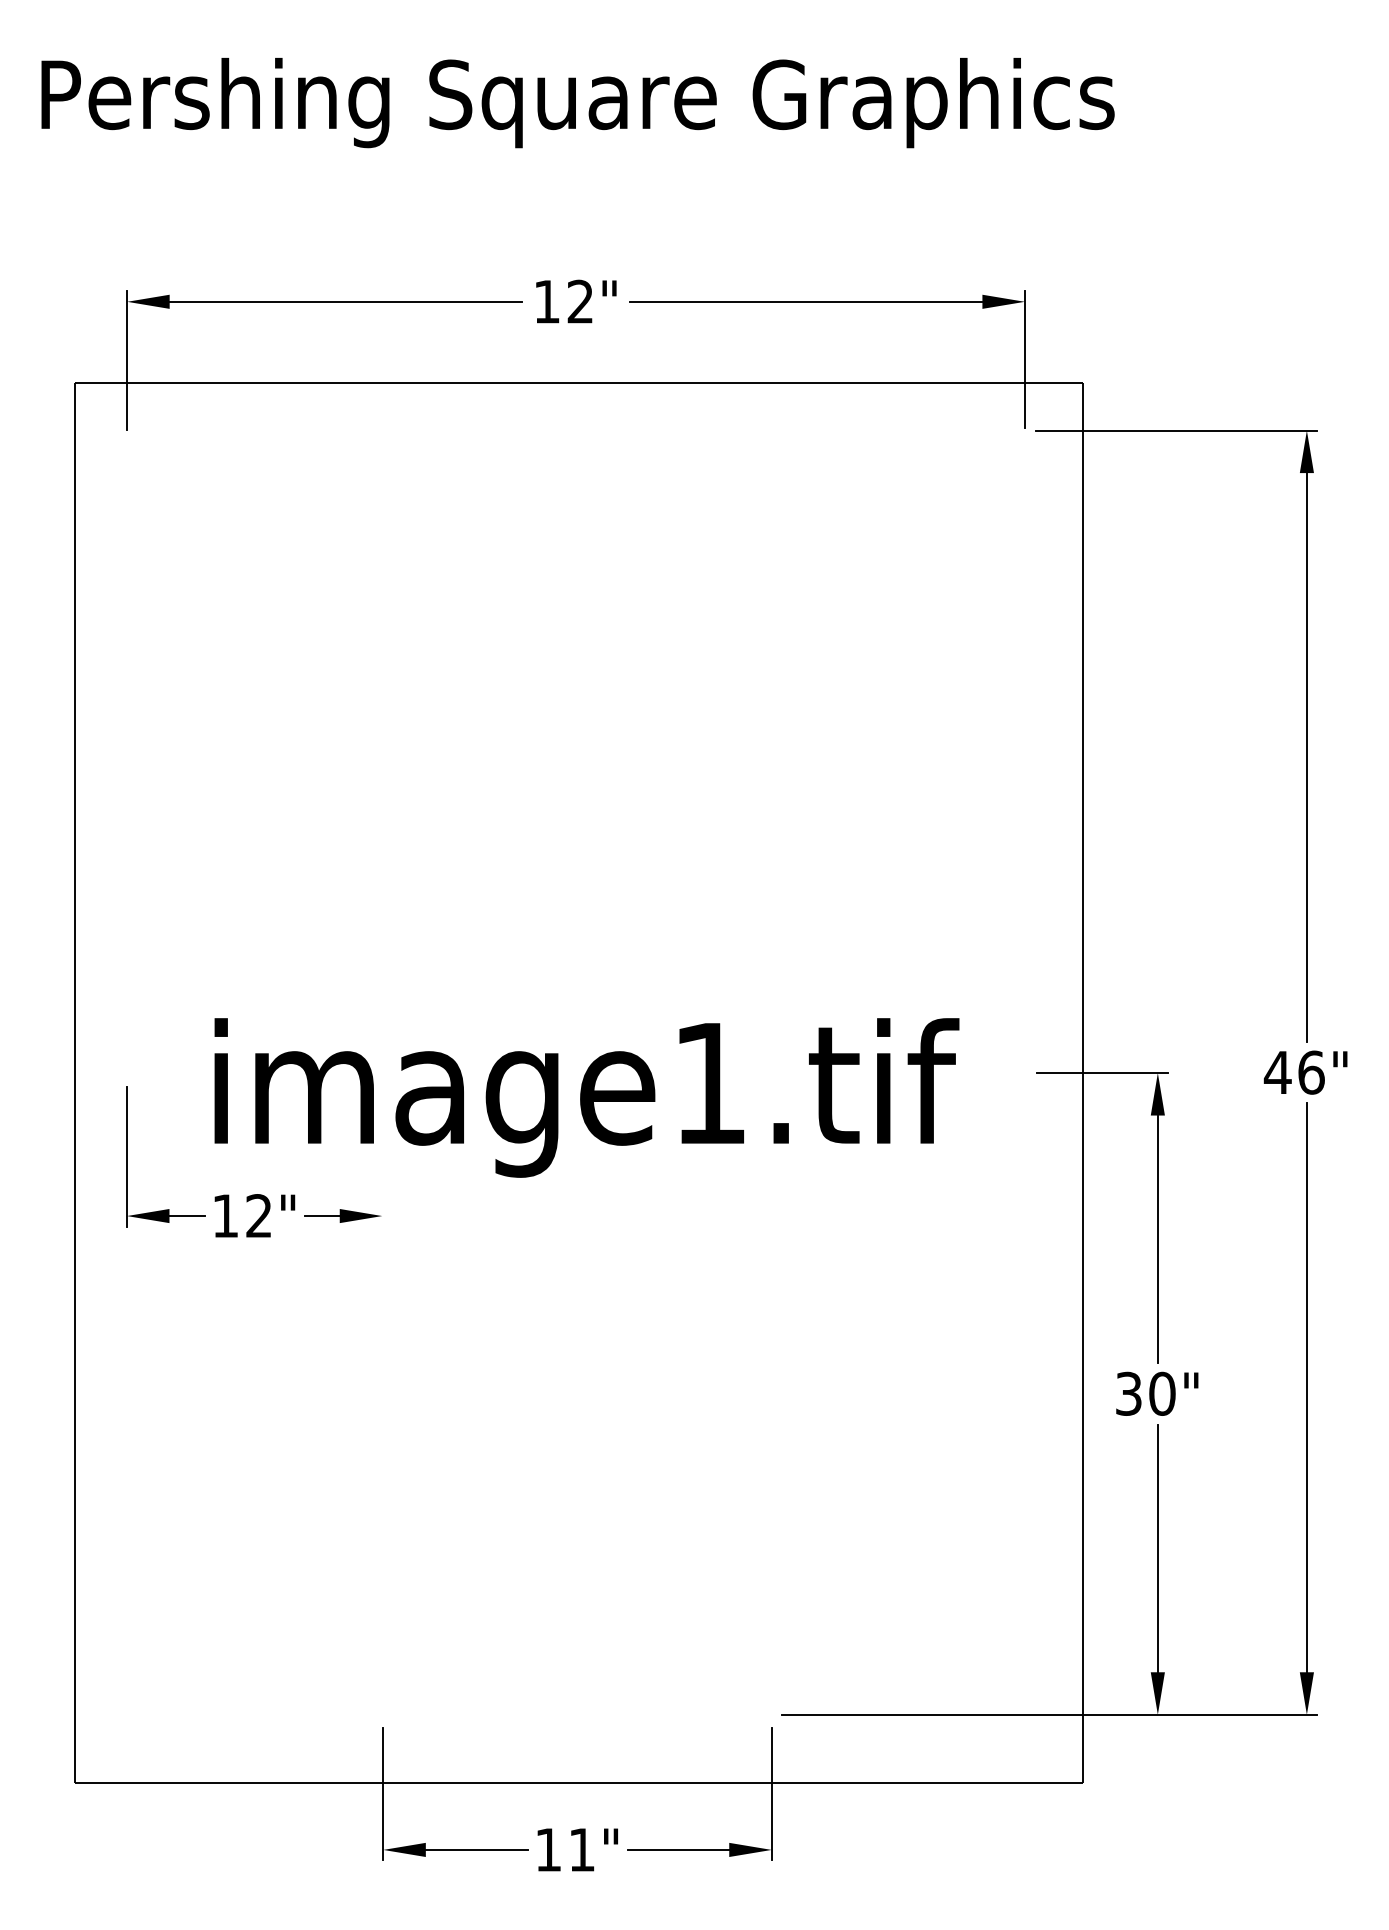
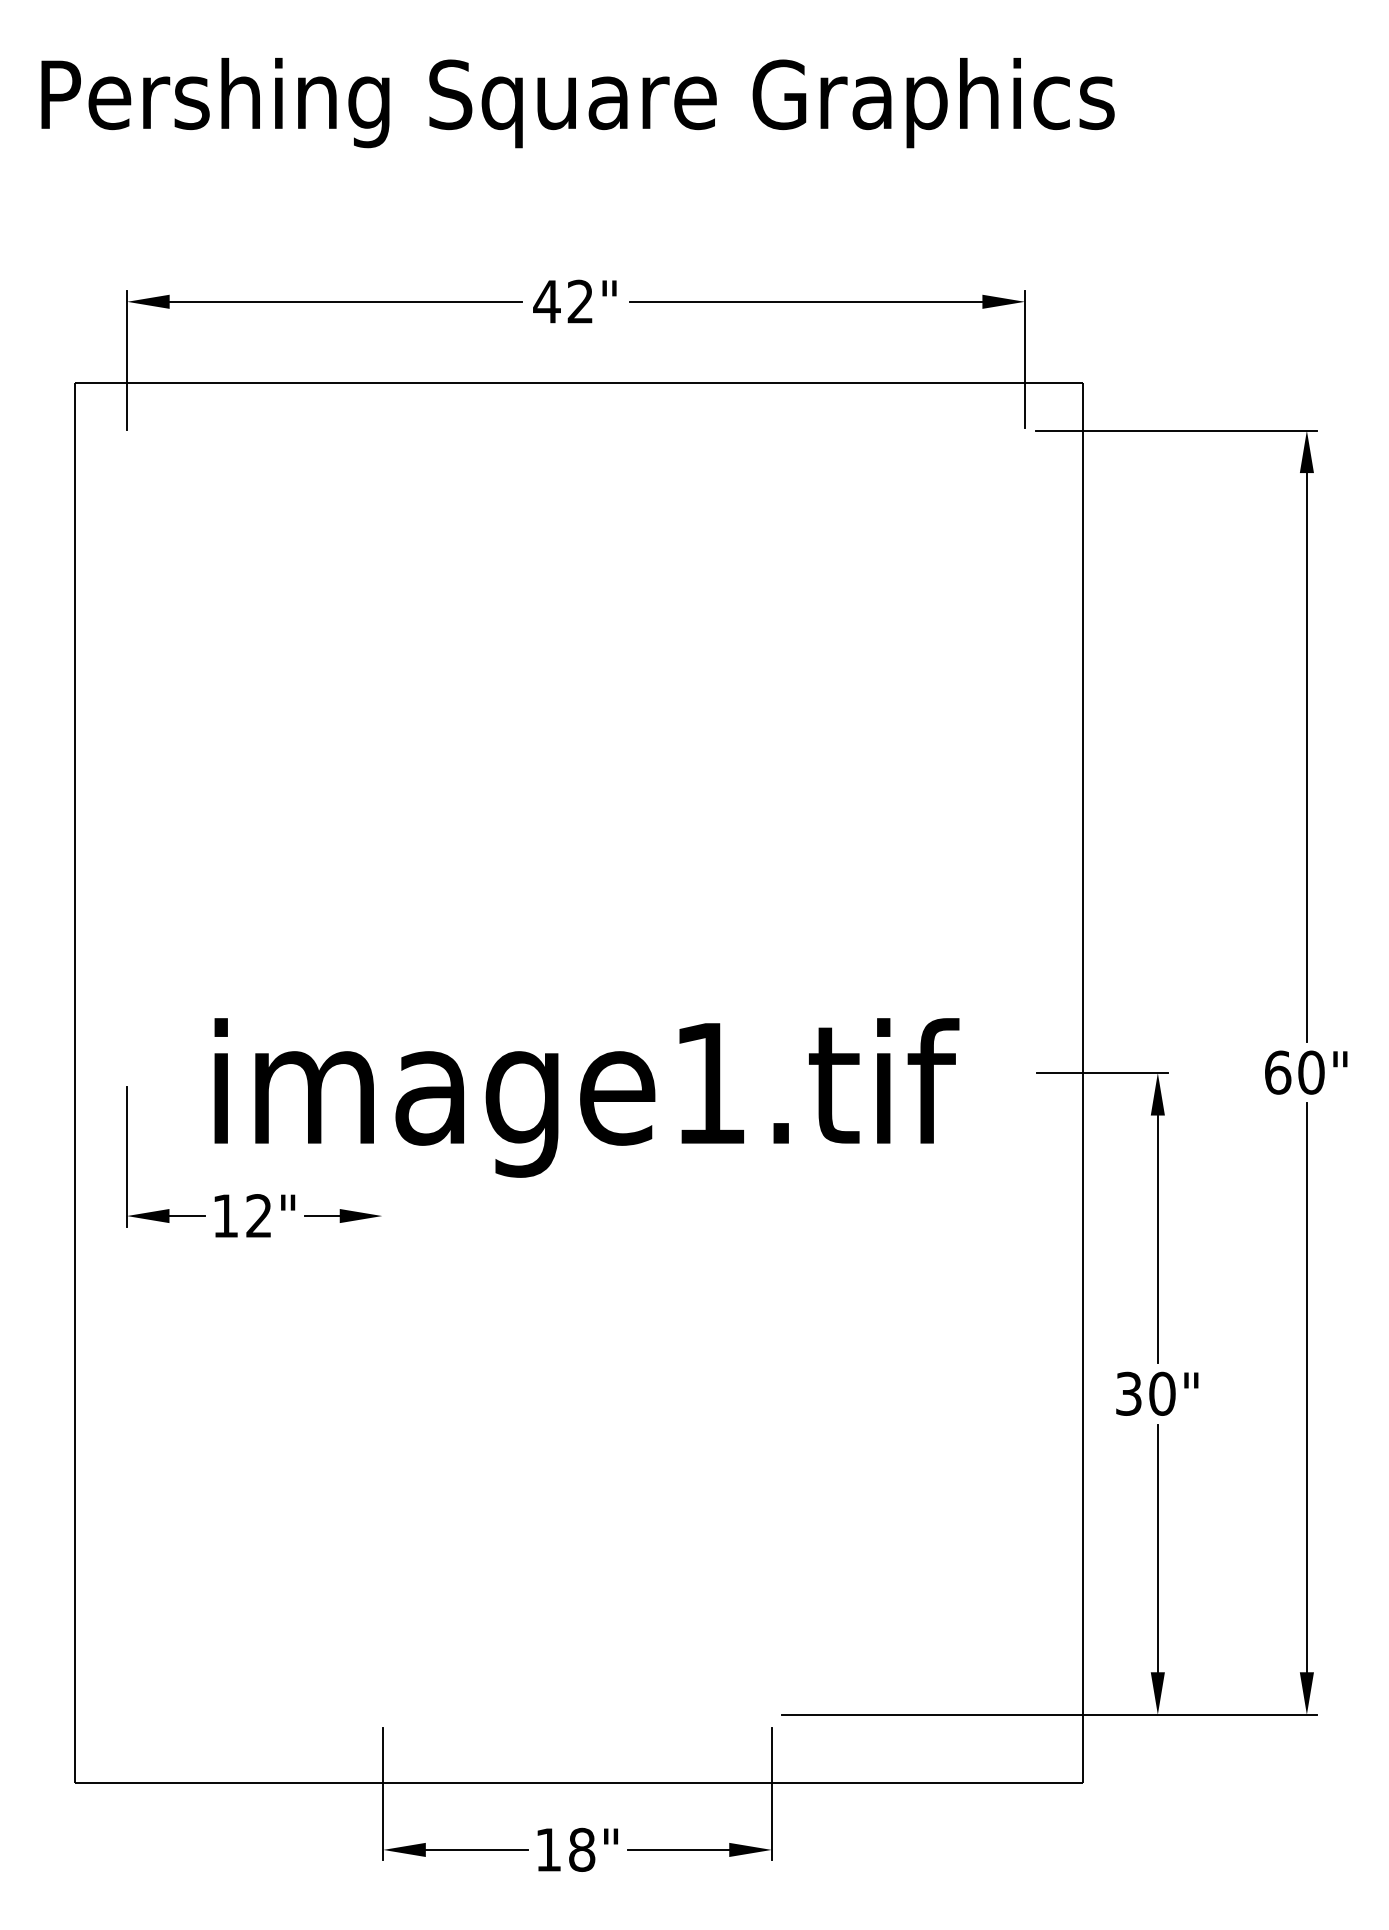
text: 12" -> 42" (546, 301)
text: 46" -> 60" (1293, 1072)
text: 11" -> 18" (582, 1849)
